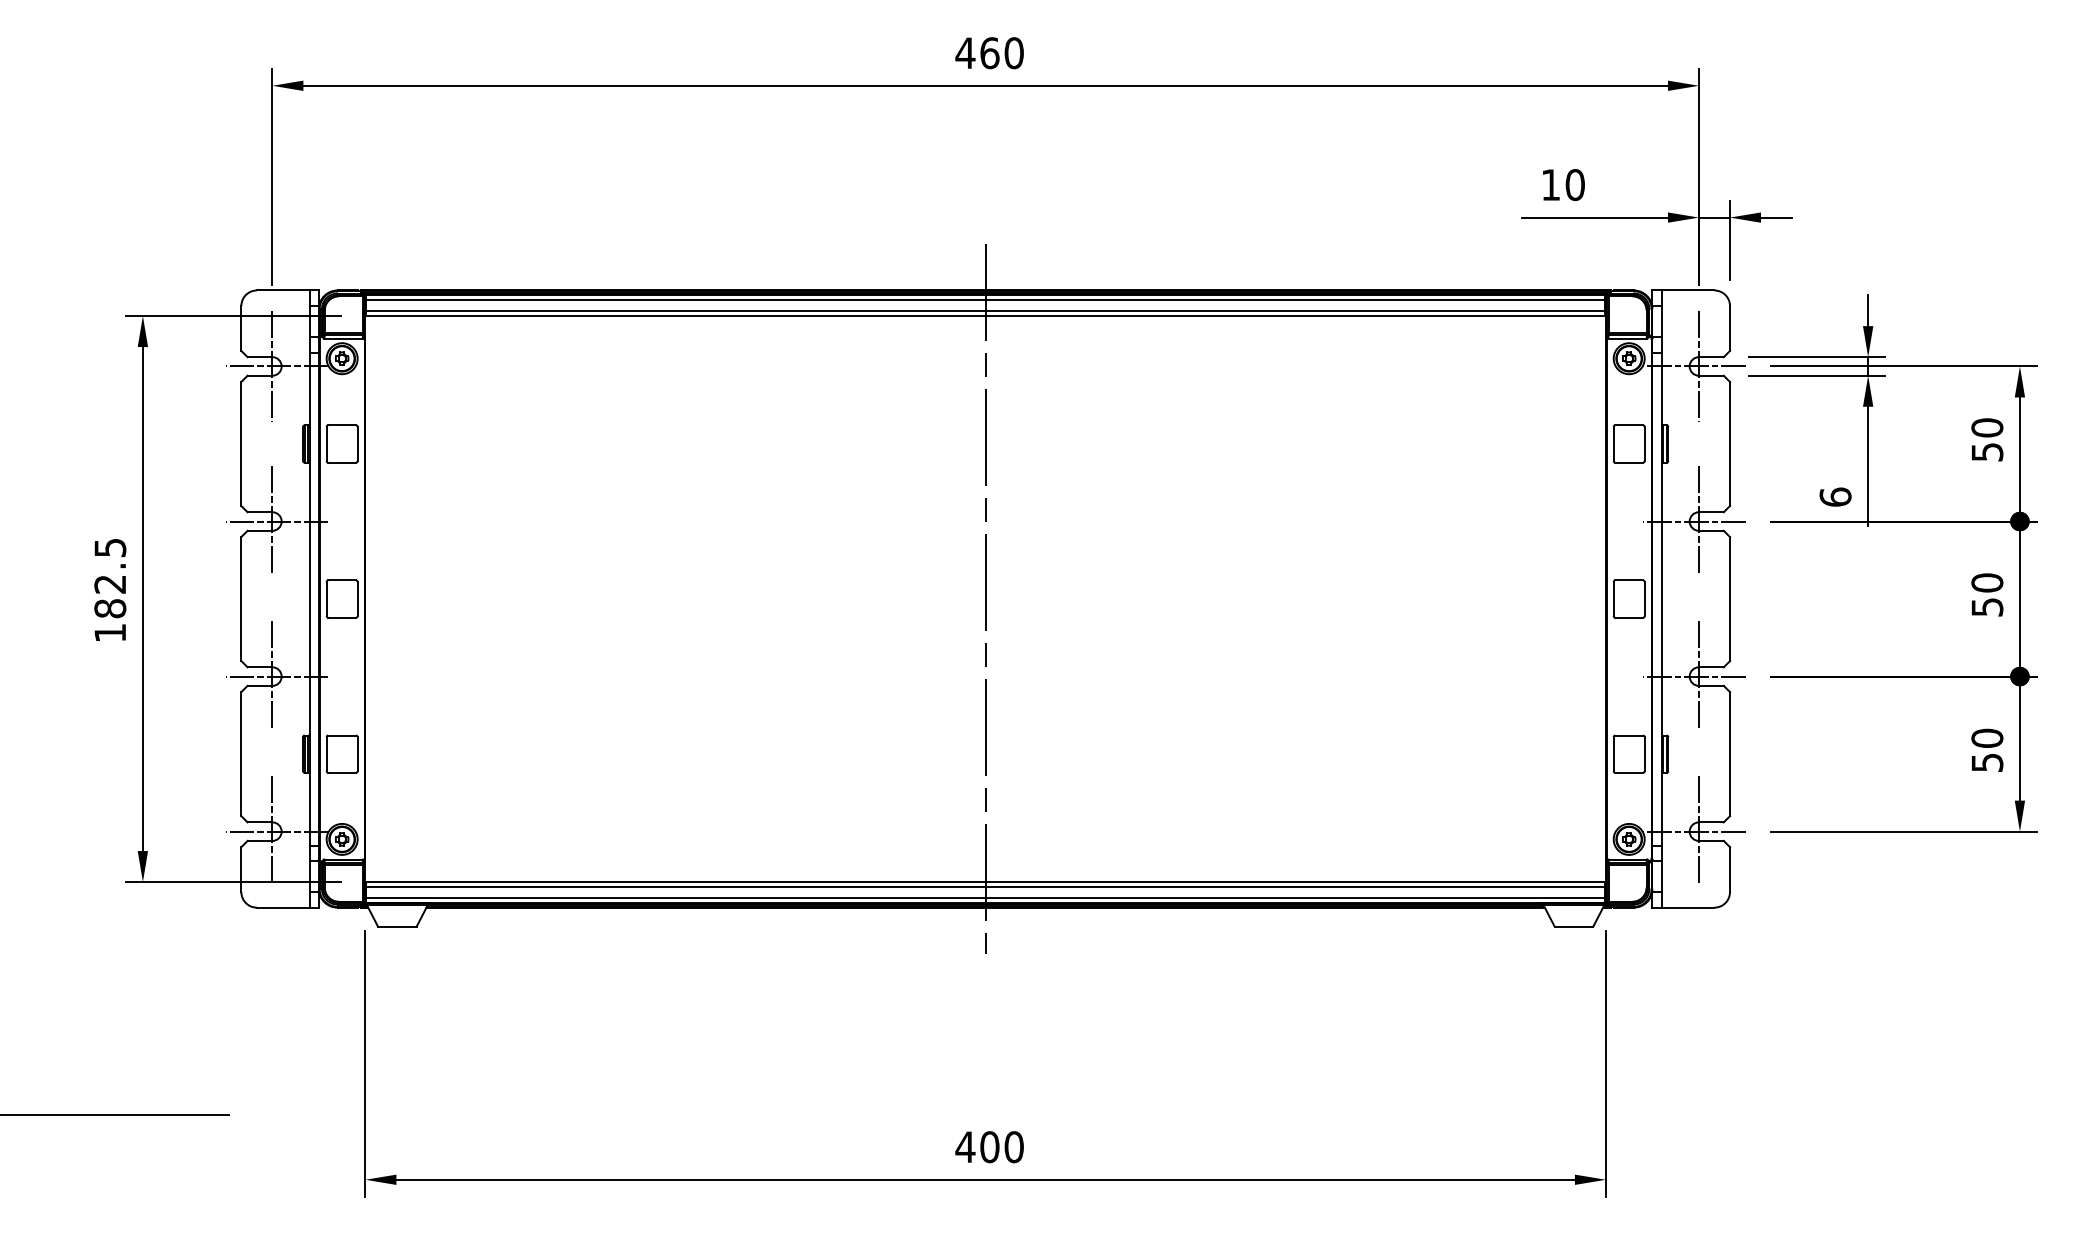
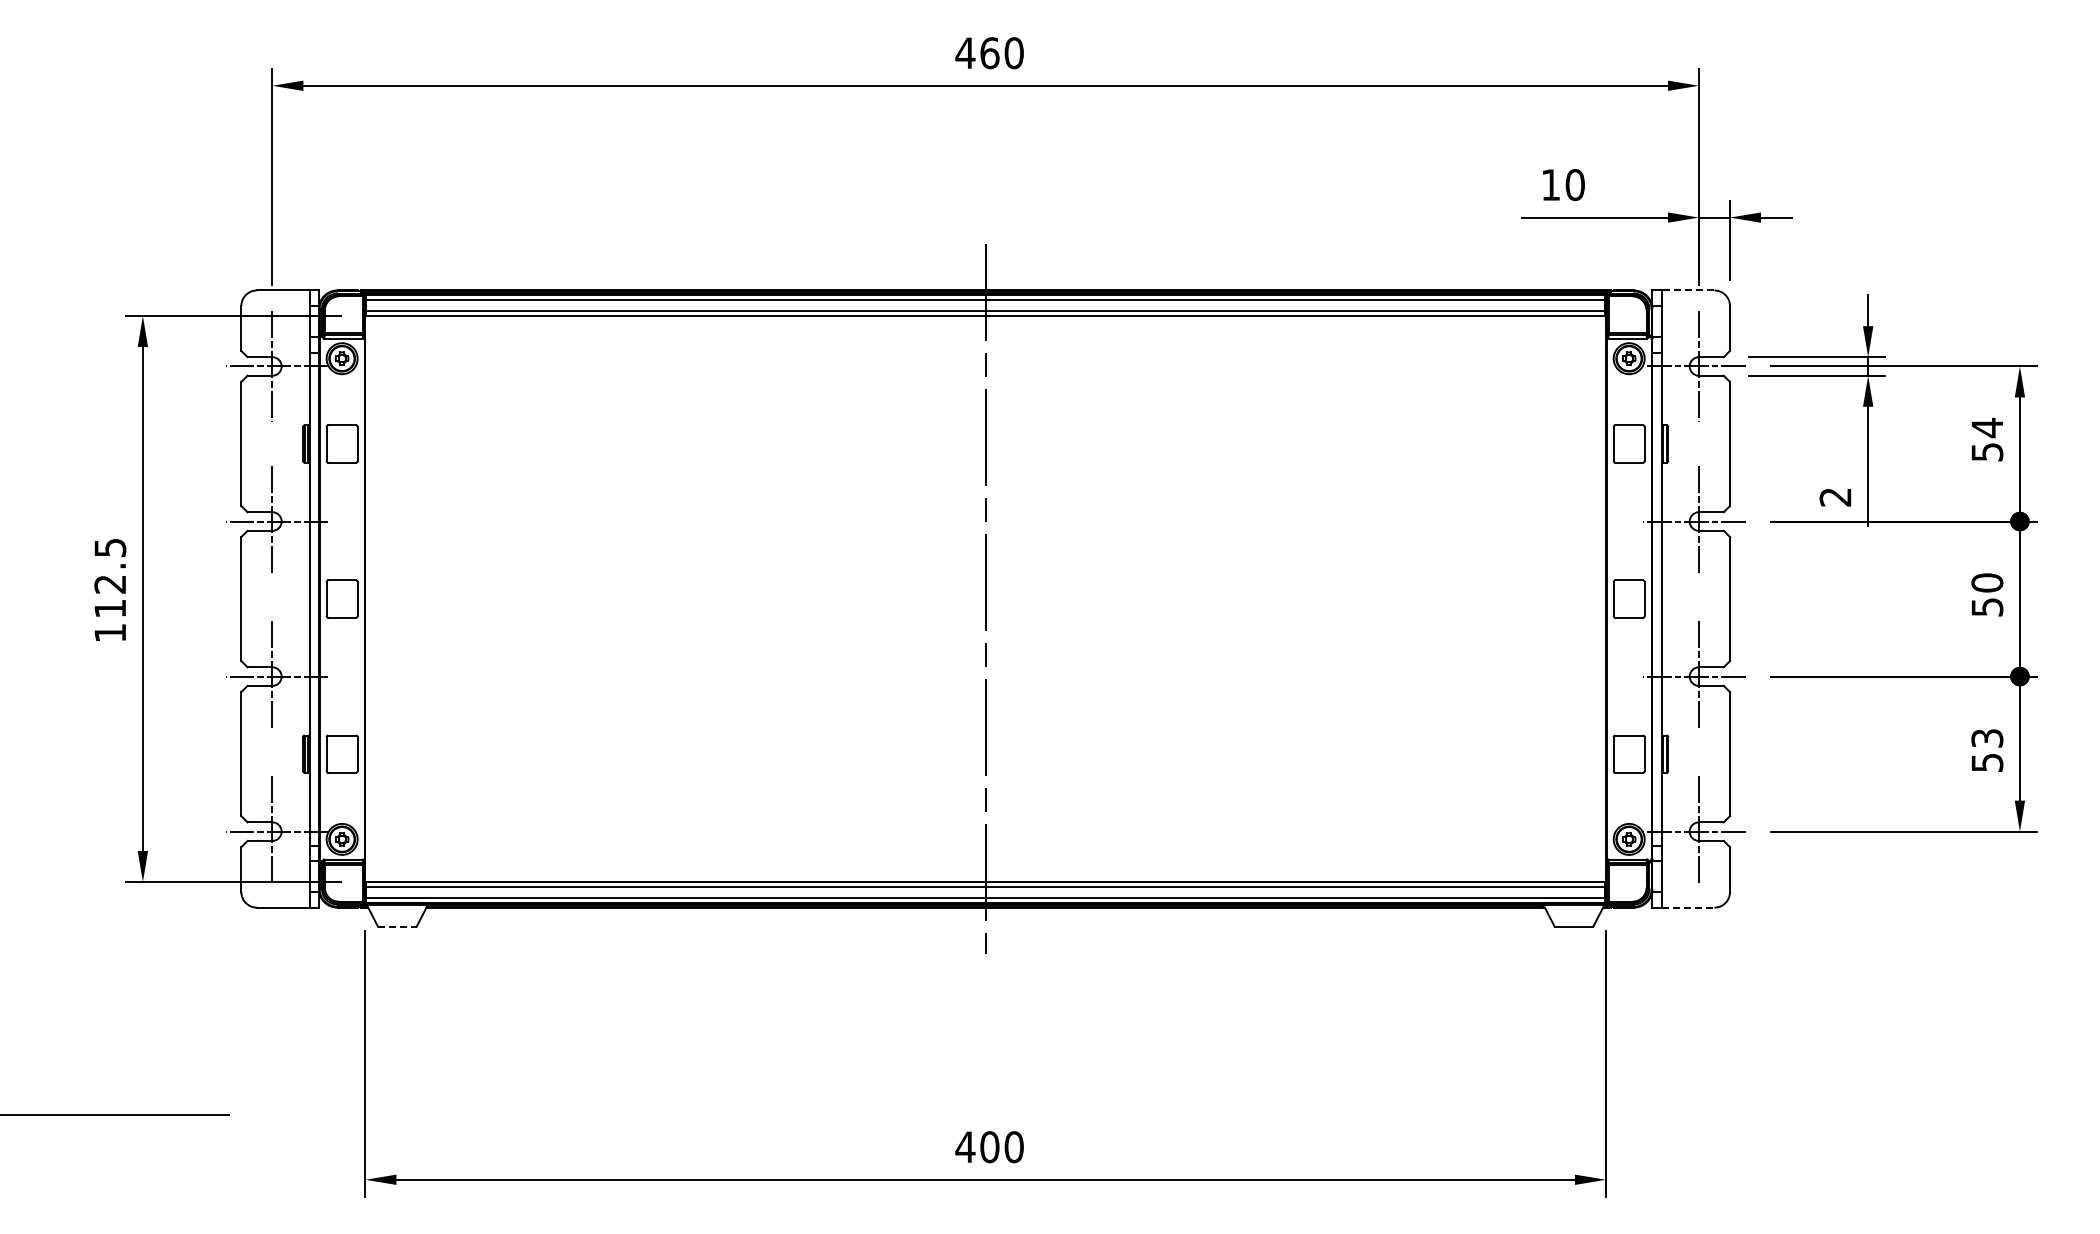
line: solid -> dashed (1687, 290)
text: 50 -> 54 (1987, 427)
text: 6 -> 2 (1835, 496)
text: 182.5 -> 112.5 (110, 608)
text: 50 -> 53 (1987, 737)
line: solid -> dashed (1688, 907)
line: solid -> dashed (397, 926)
